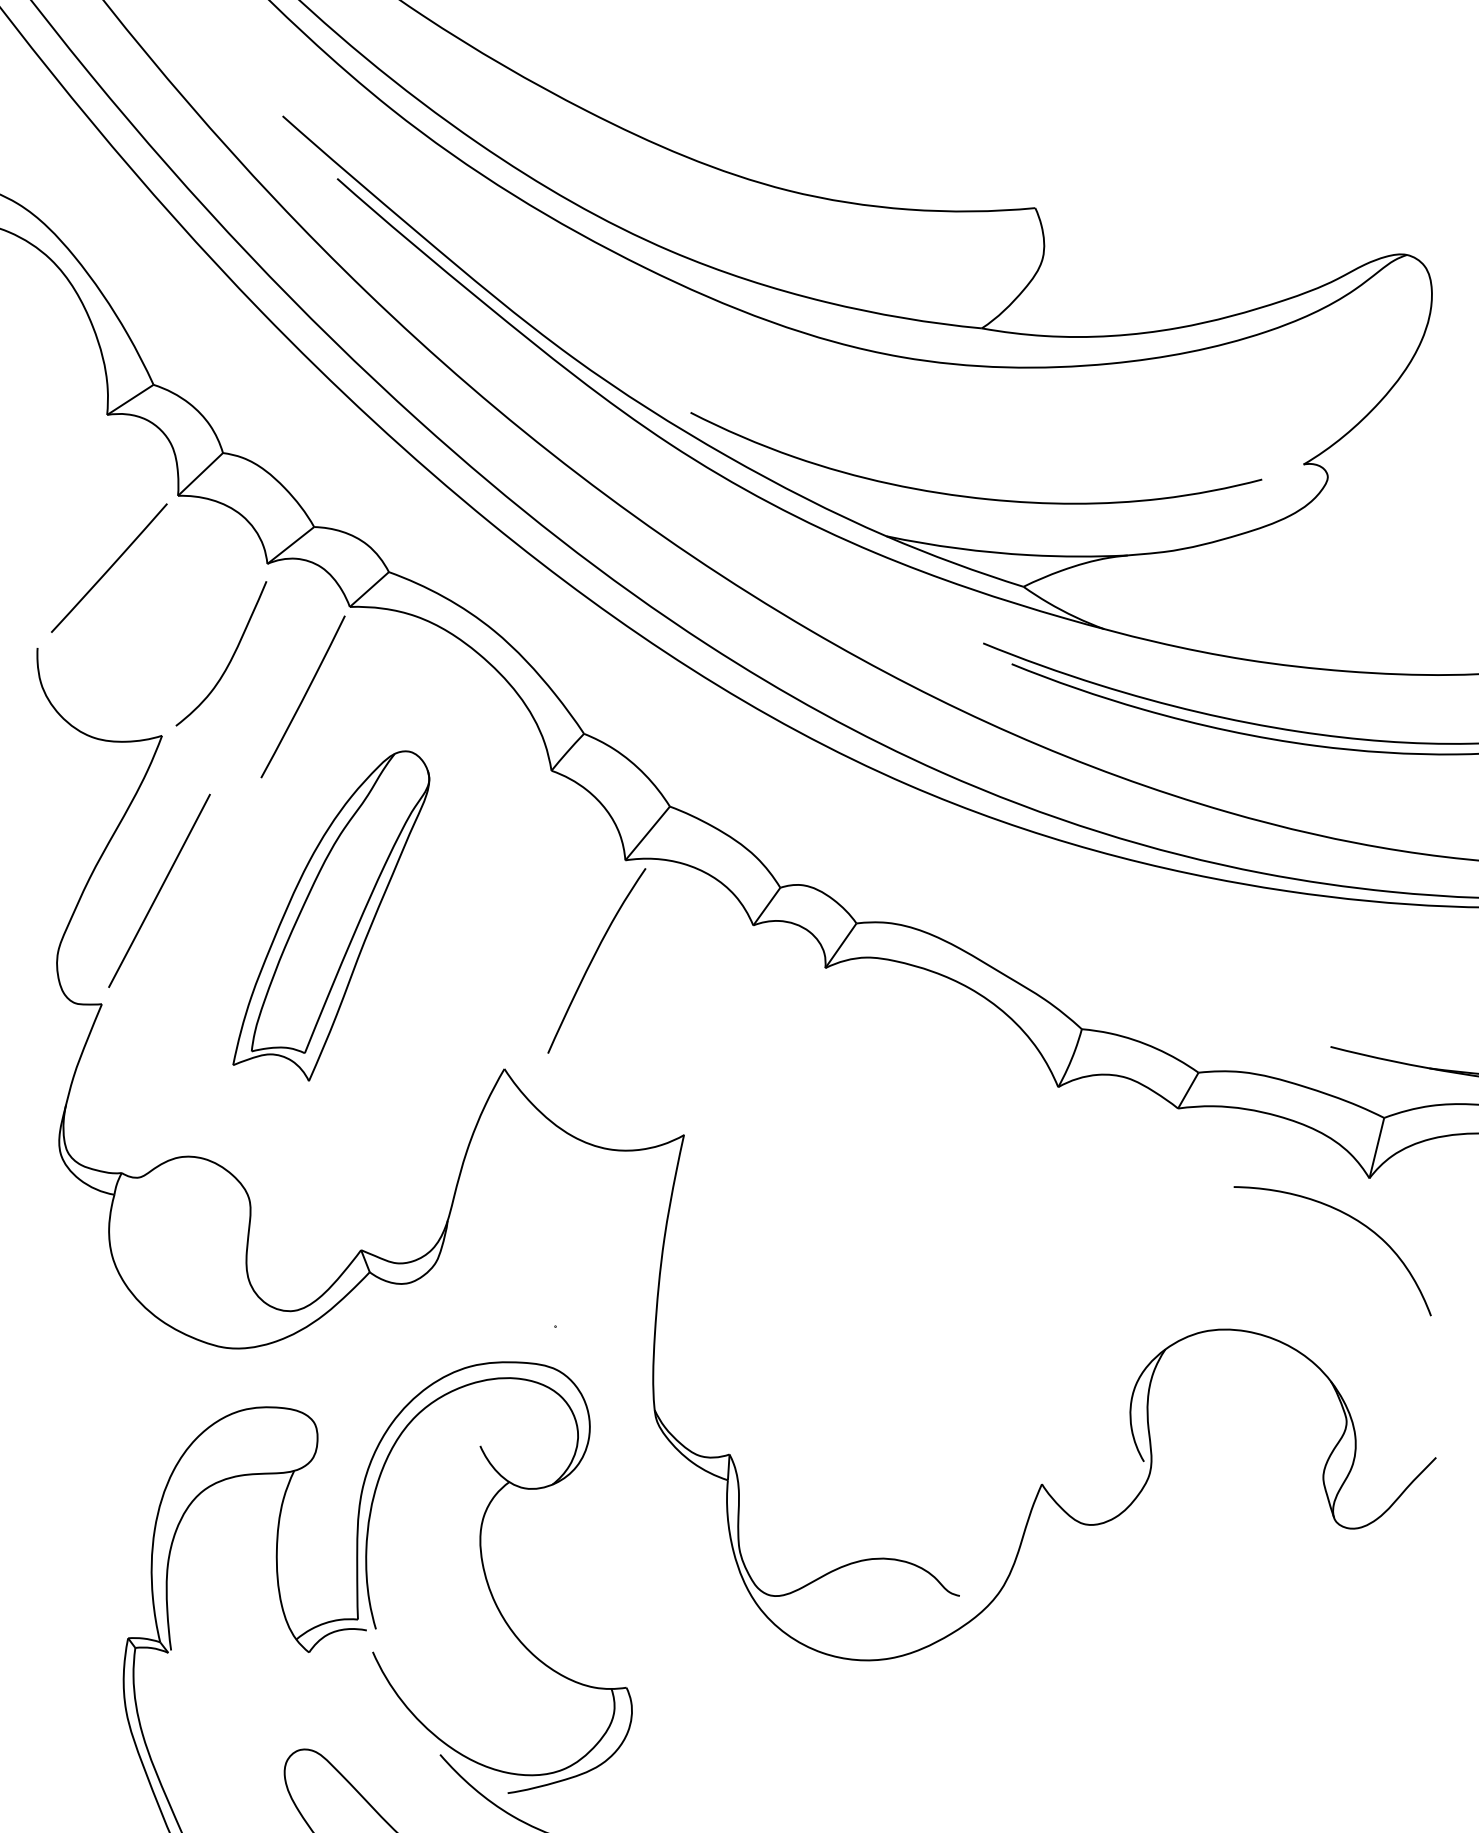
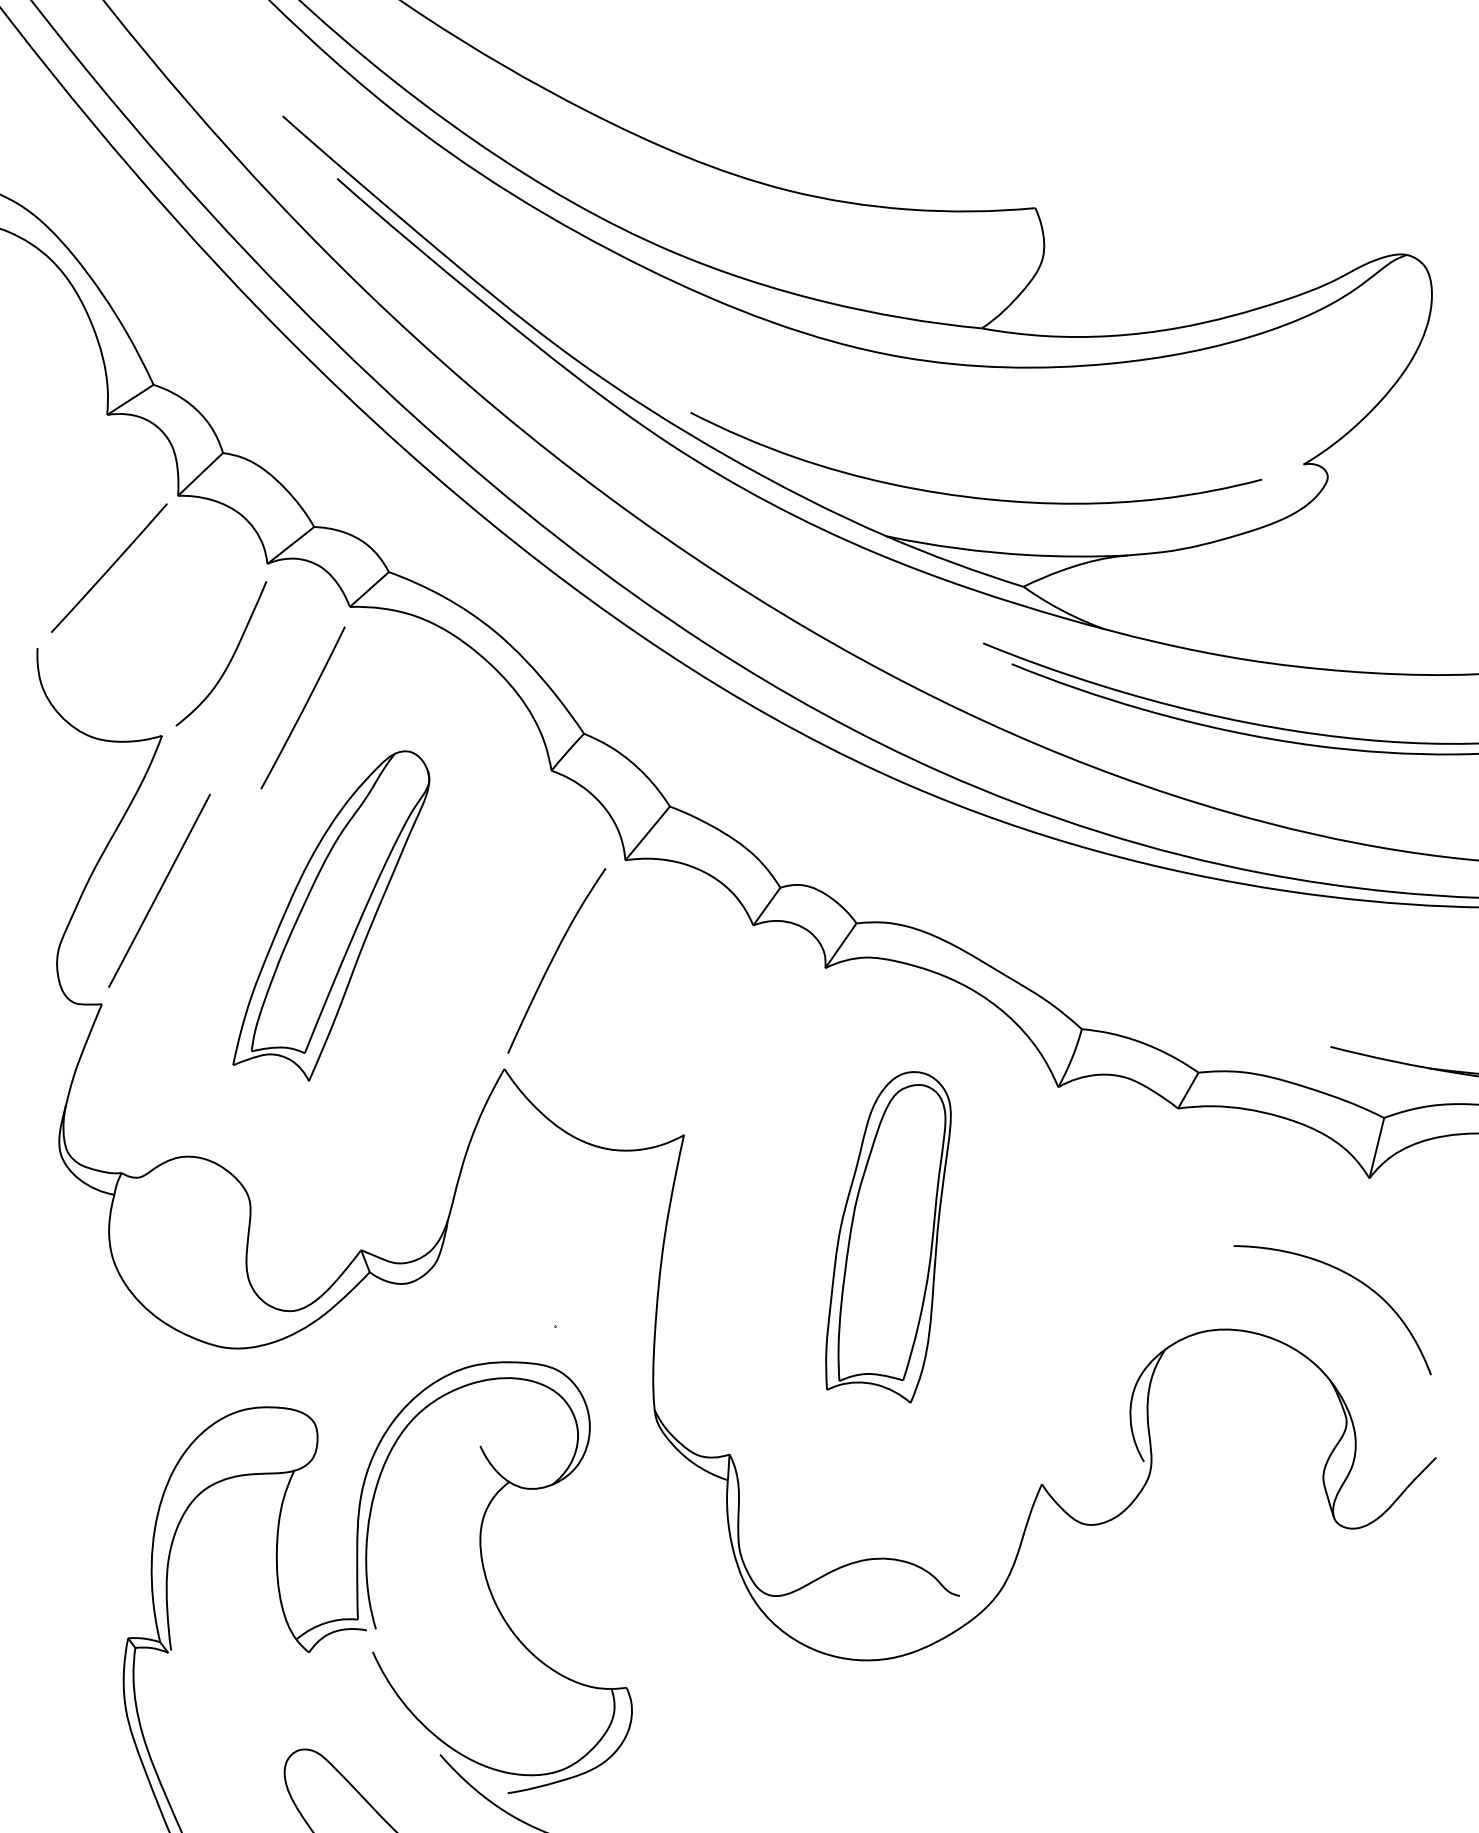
curve position: (303, 696) -> (303, 707) (303, 707)
curve position: (593, 959) -> (553, 959) (553, 959)
curve position: (1351, 1218) -> (1351, 1277) (1351, 1277)
part: none -> present (888, 1237)
